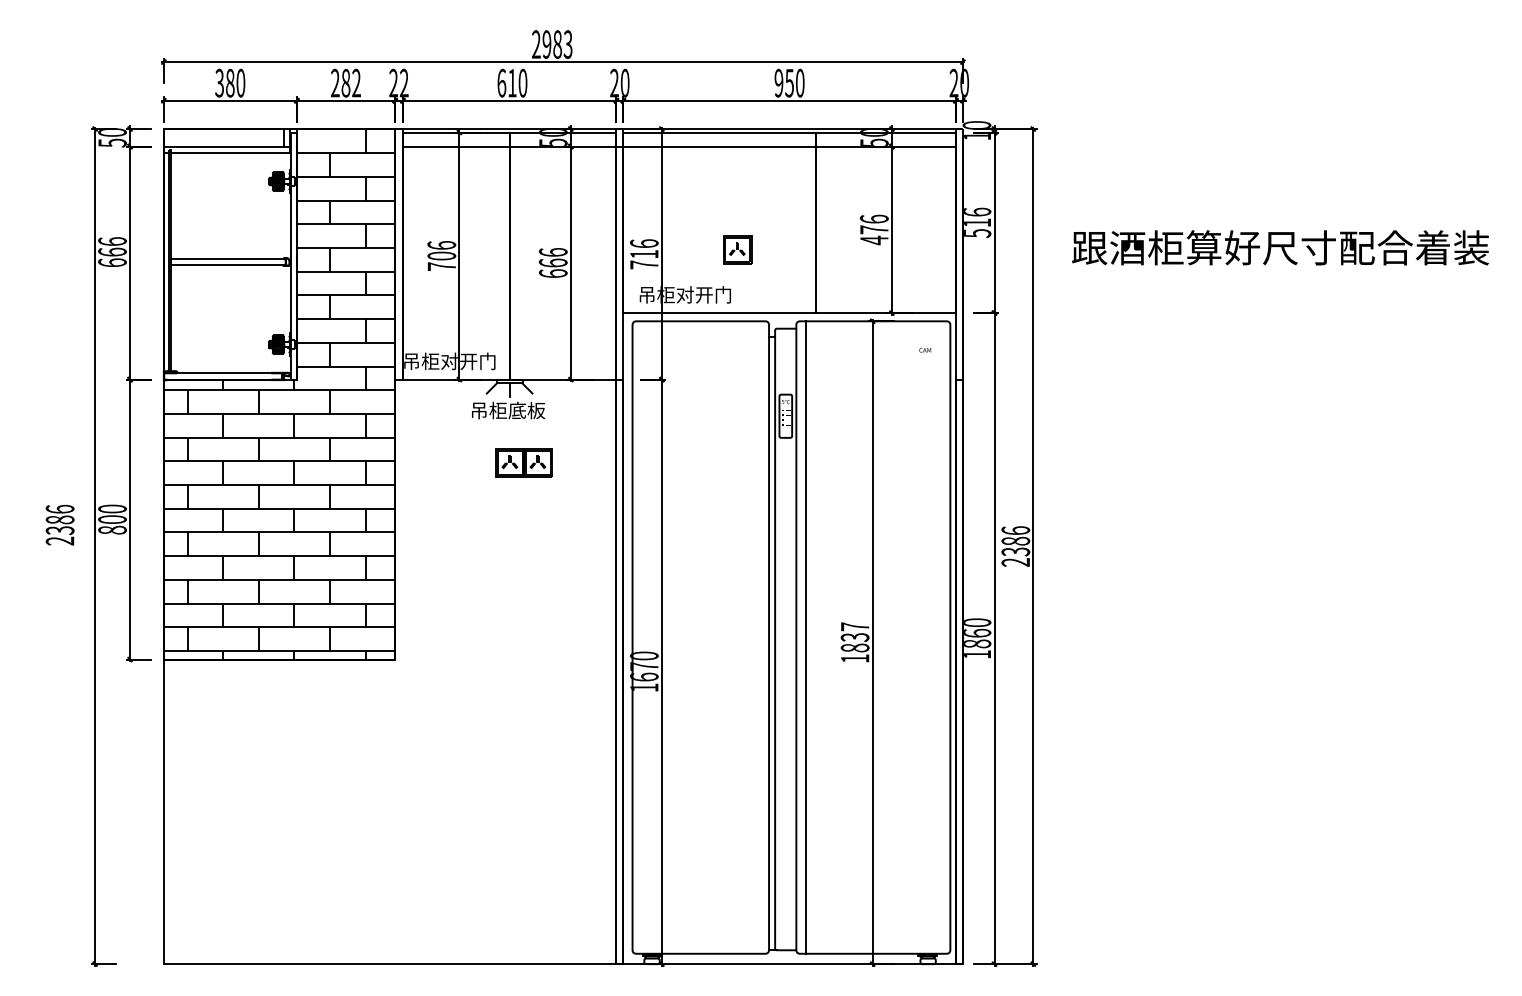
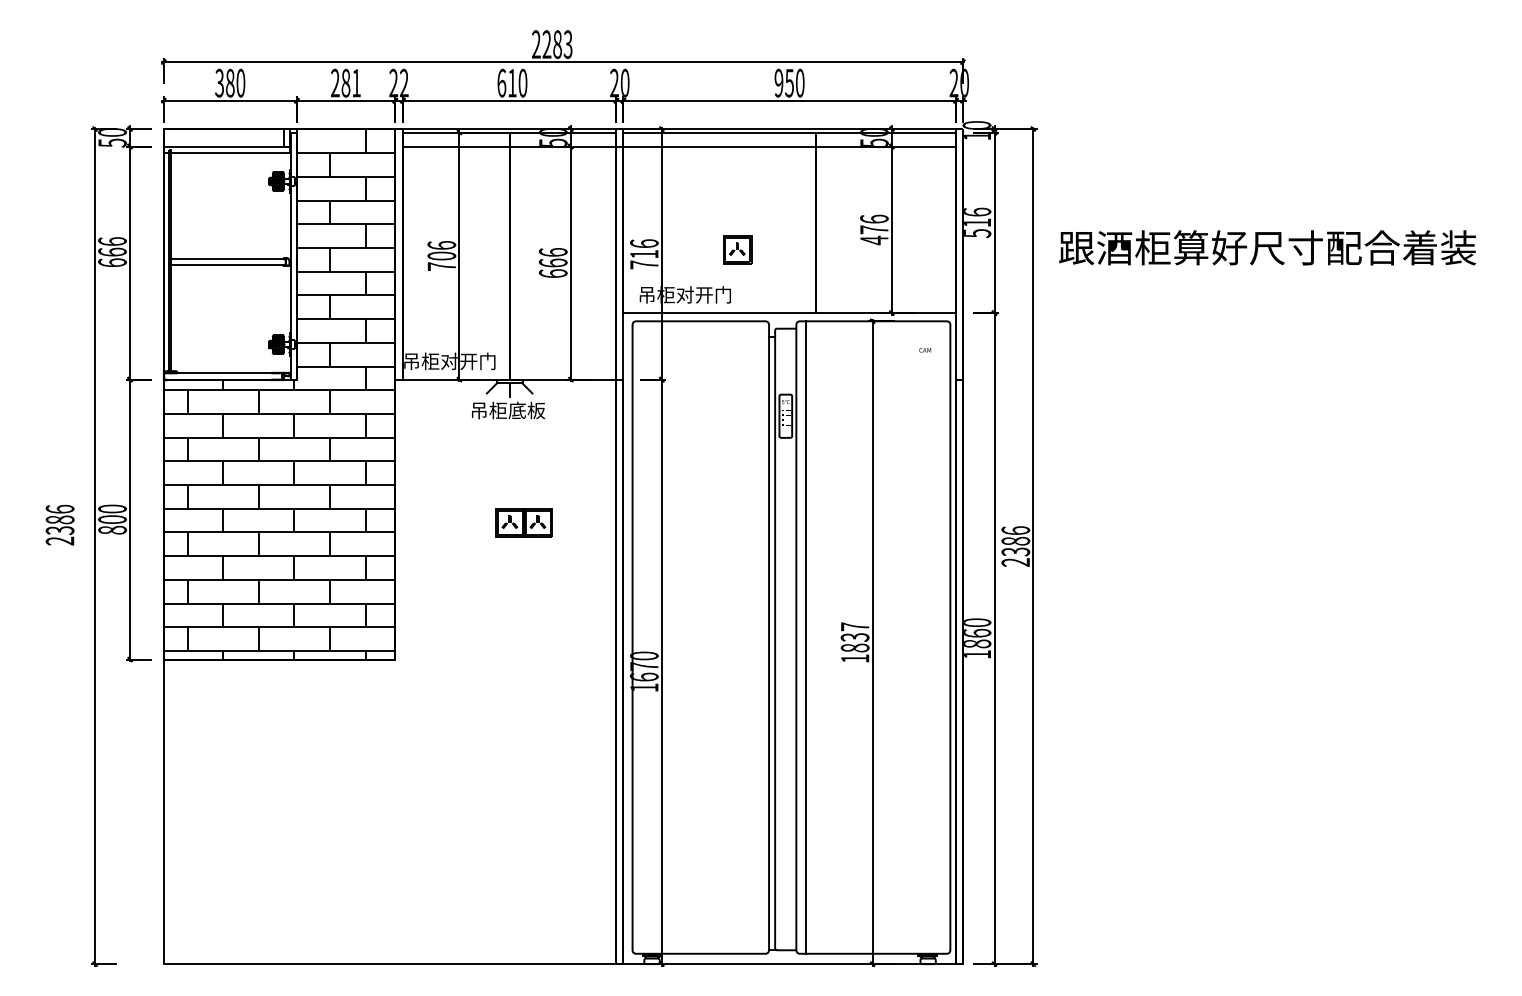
text: 2983 -> 2283 (546, 44)
text: 282 -> 281 (356, 82)
text position: (1280, 247) -> (1267, 247) (1267, 247)
part position: (523, 462) -> (523, 522) (523, 522)
